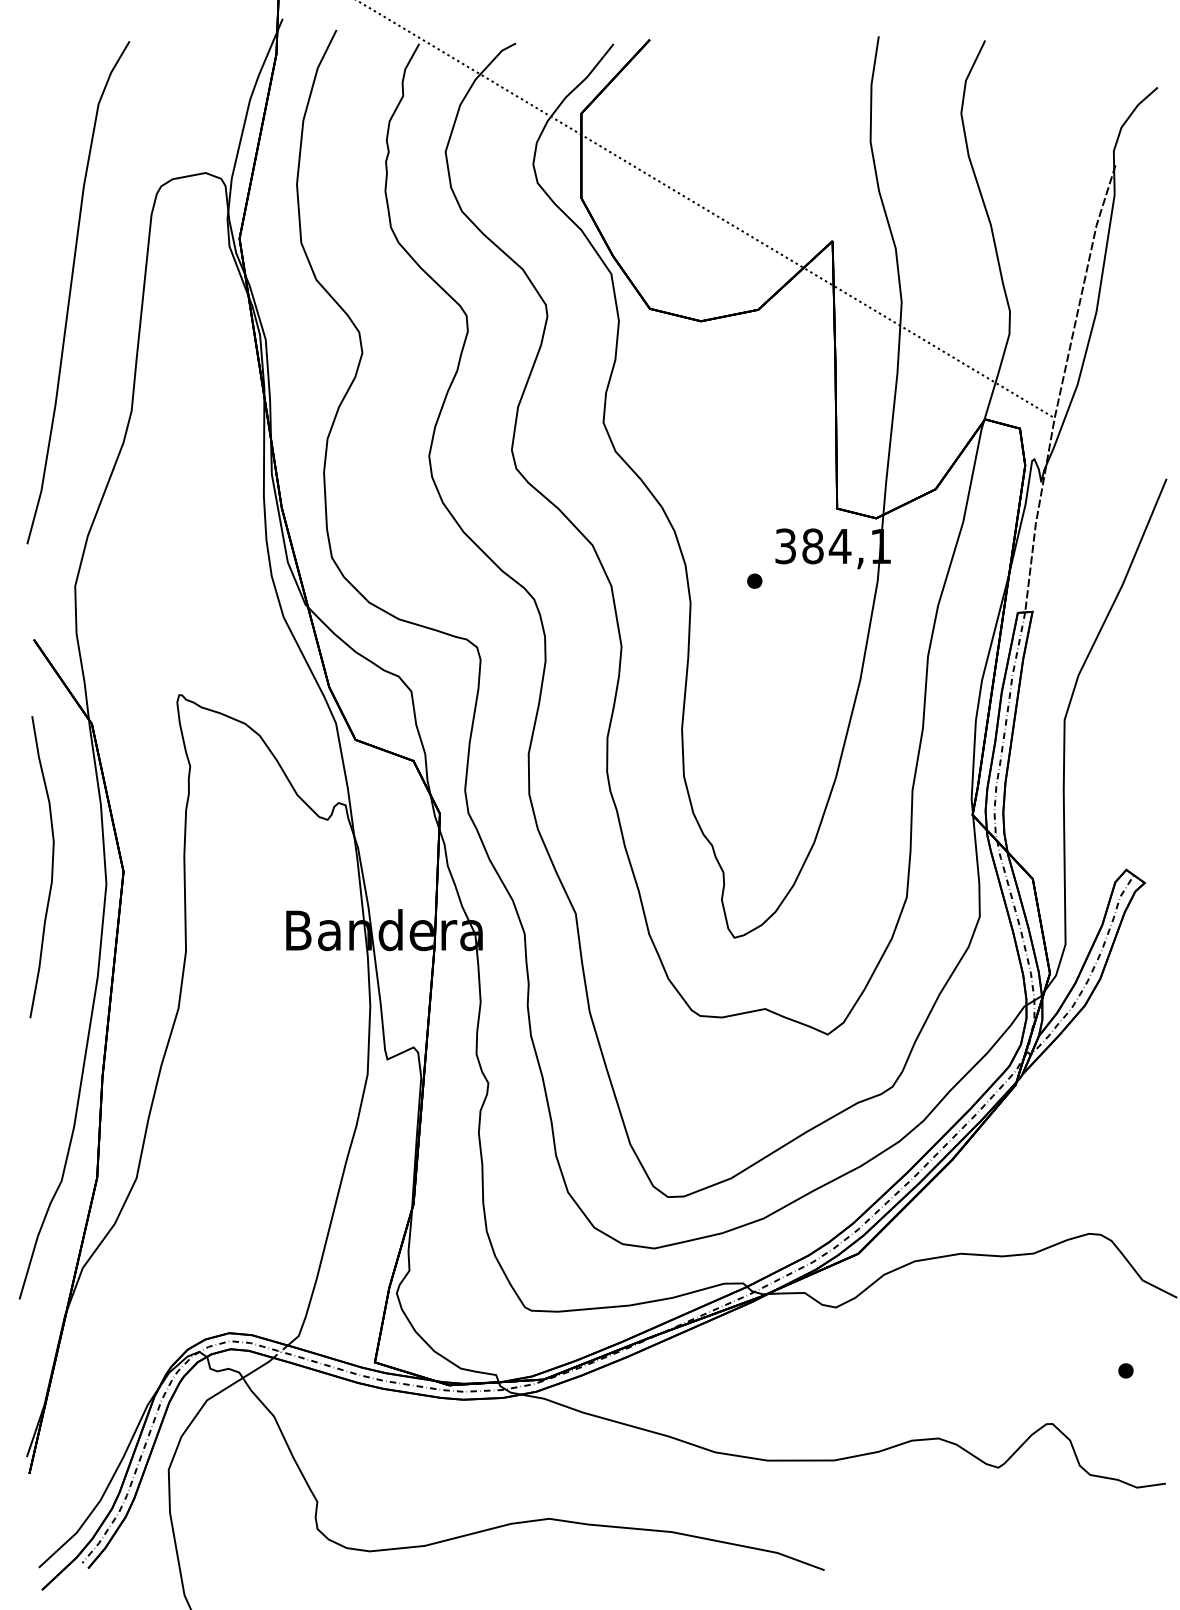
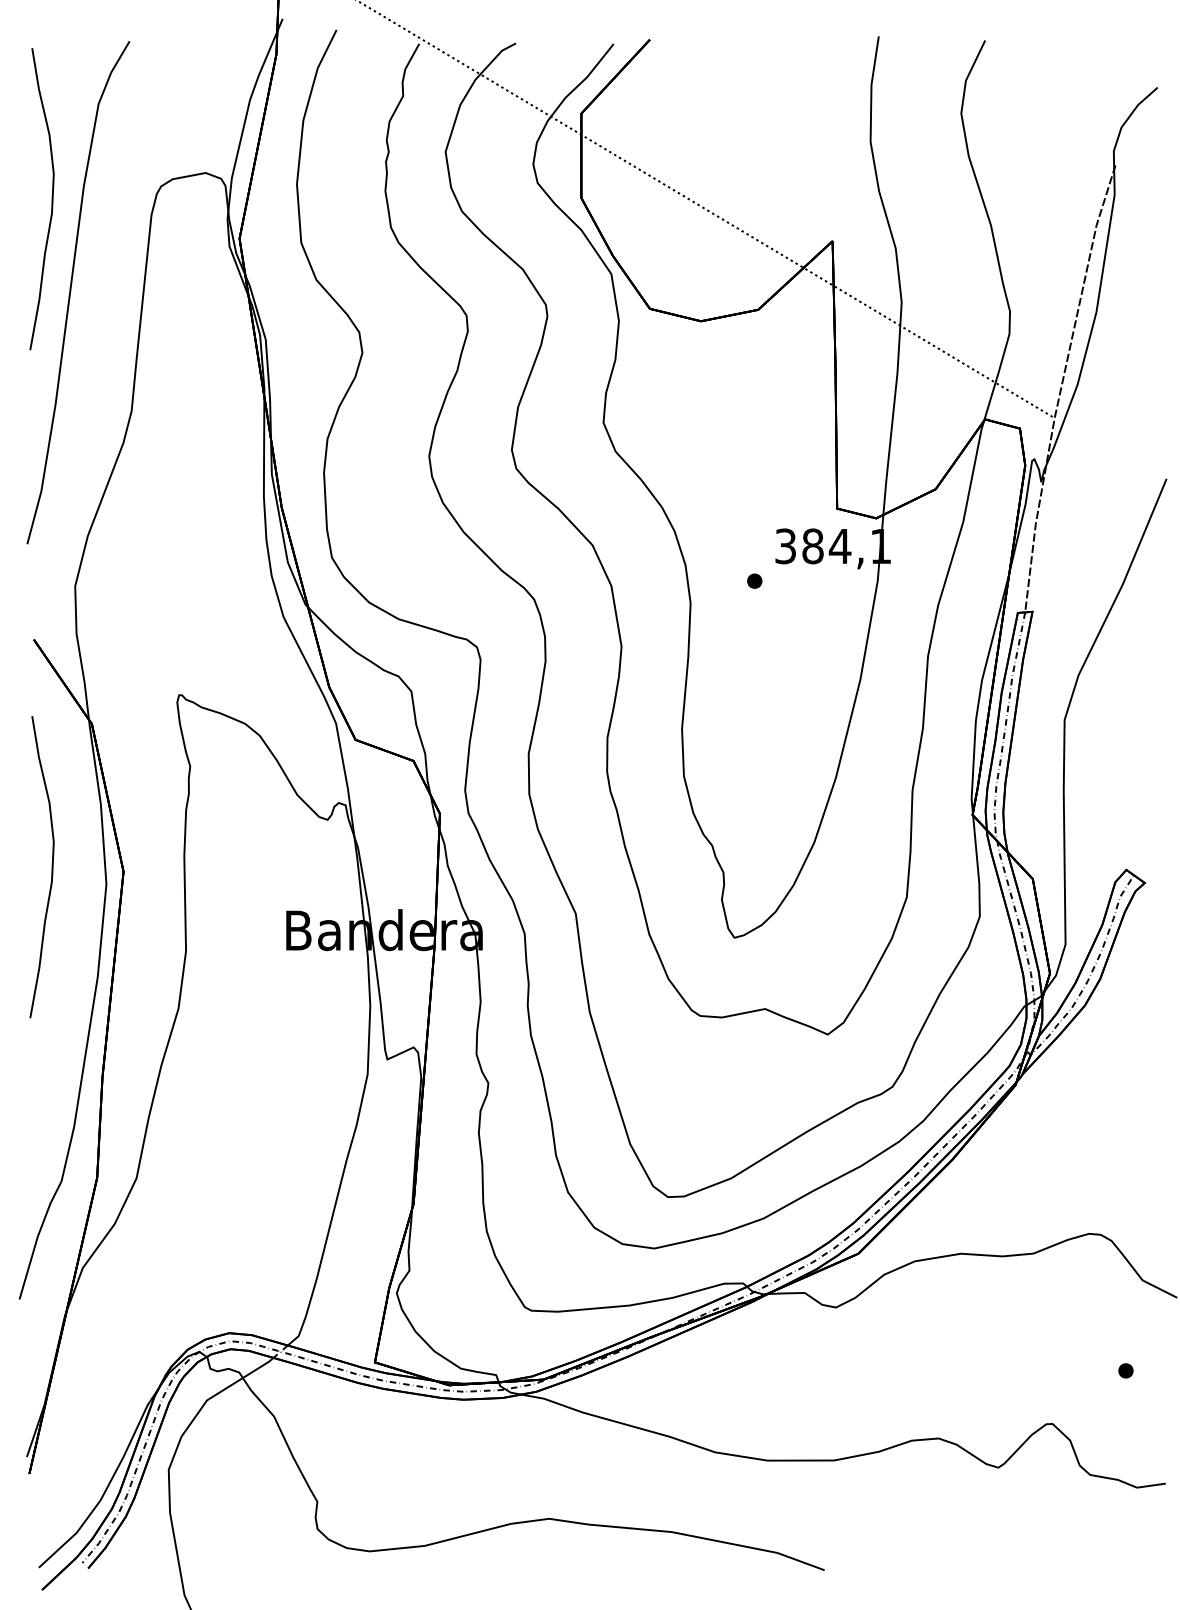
curve: none -> present (51, 199)
